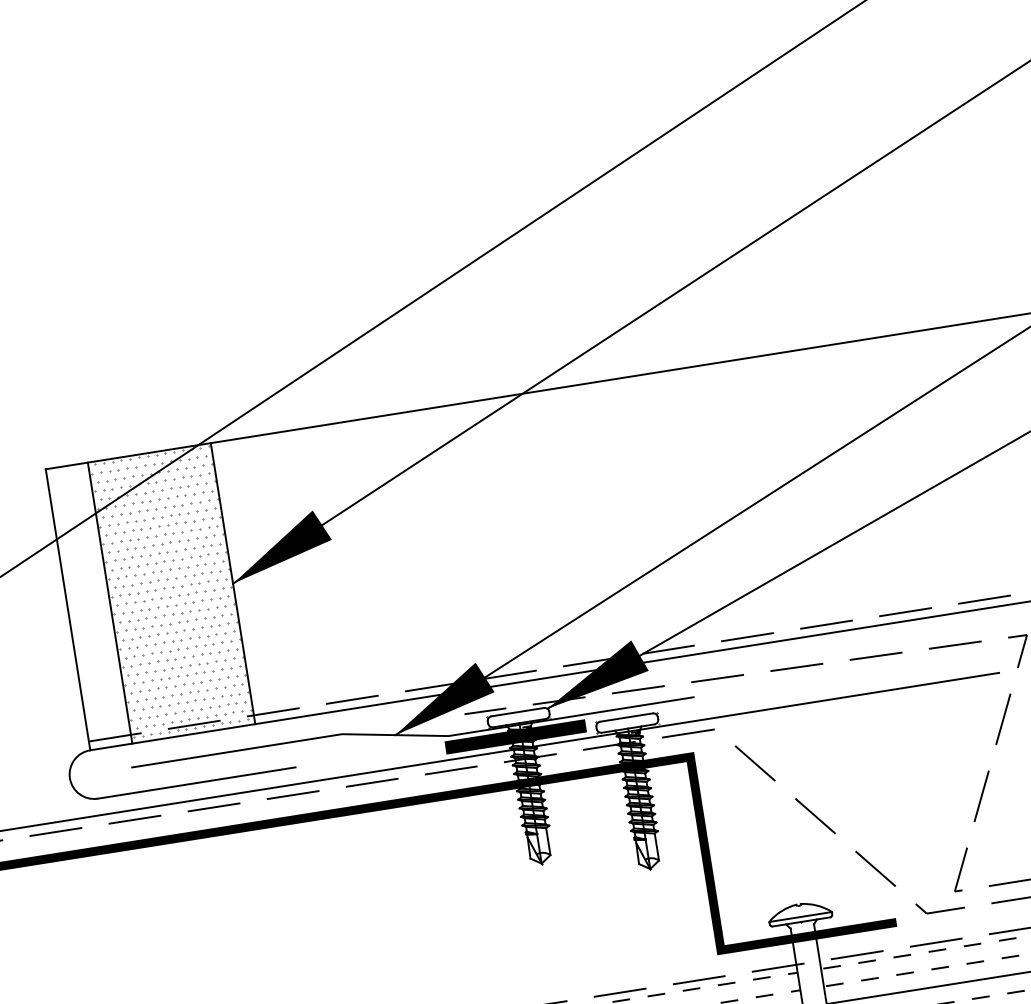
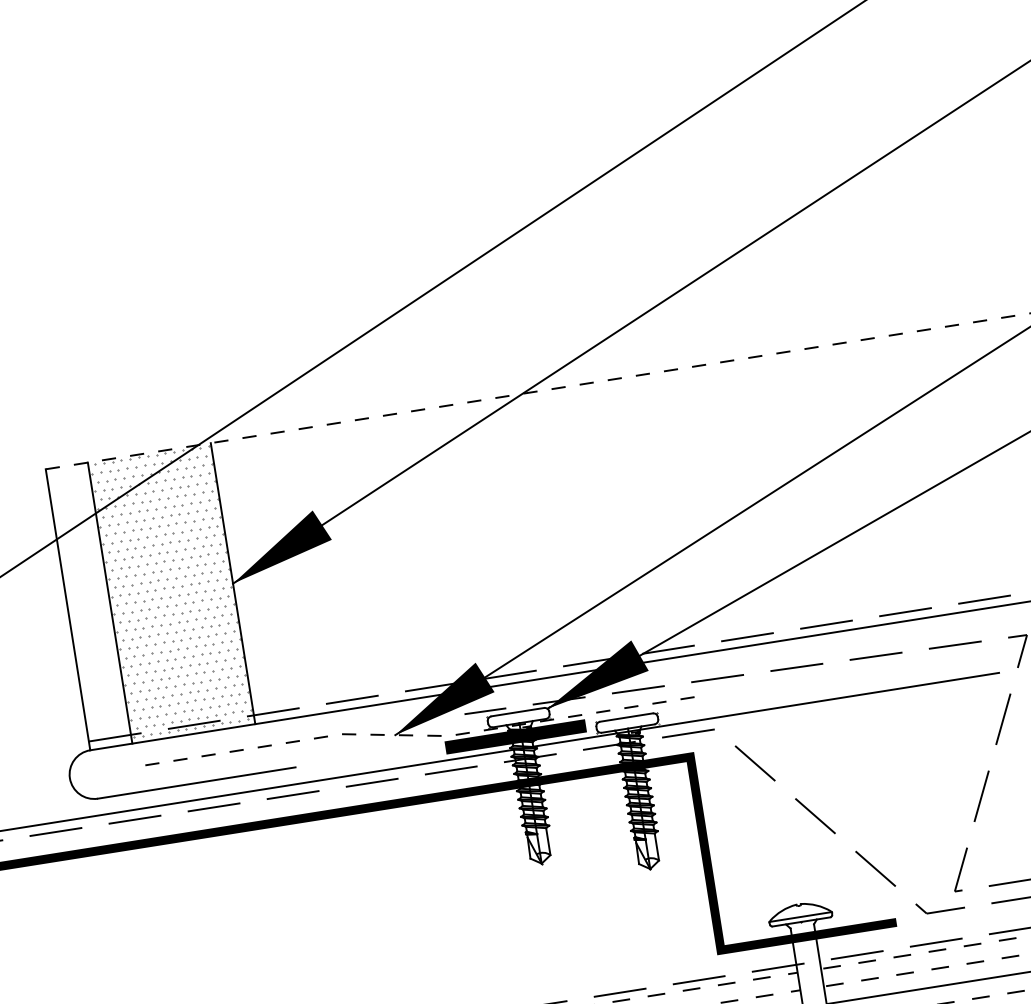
line: solid -> dashed (538, 391)
line: solid -> dashed (412, 735)
